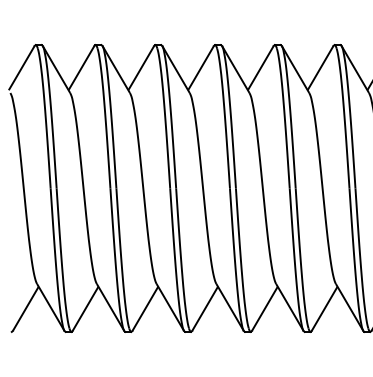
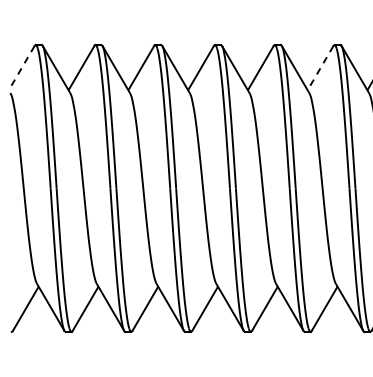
line: solid -> dashed (21, 68)
line: solid -> dashed (320, 68)
